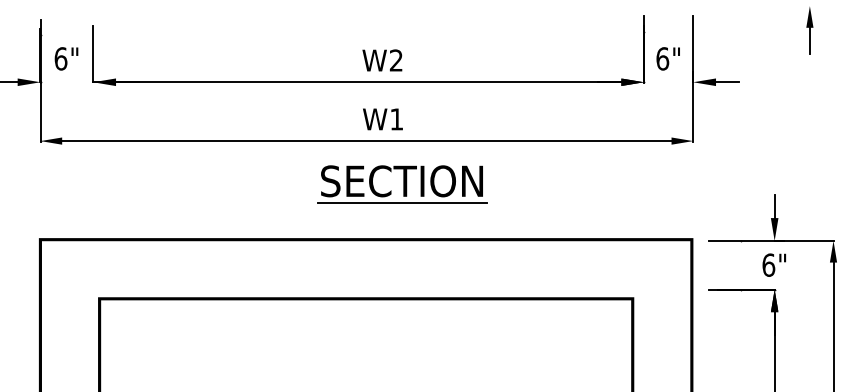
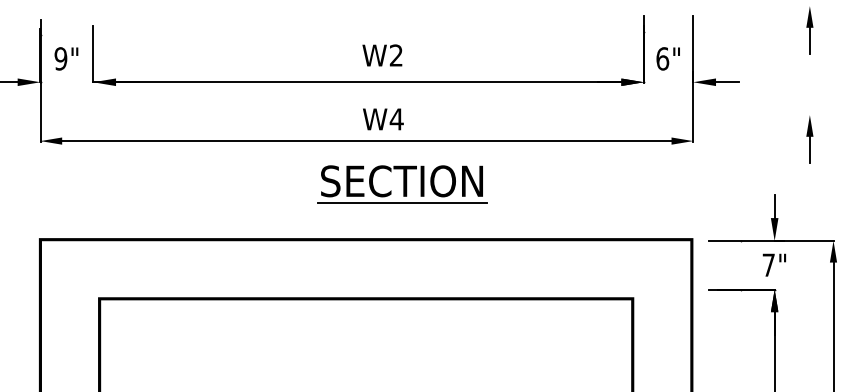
text: 6" -> 9" (60, 58)
text position: (382, 60) -> (382, 55) (382, 55)
text: W1 -> W4 (396, 119)
part: none -> present (809, 139)
text: 6" -> 7" (768, 264)
